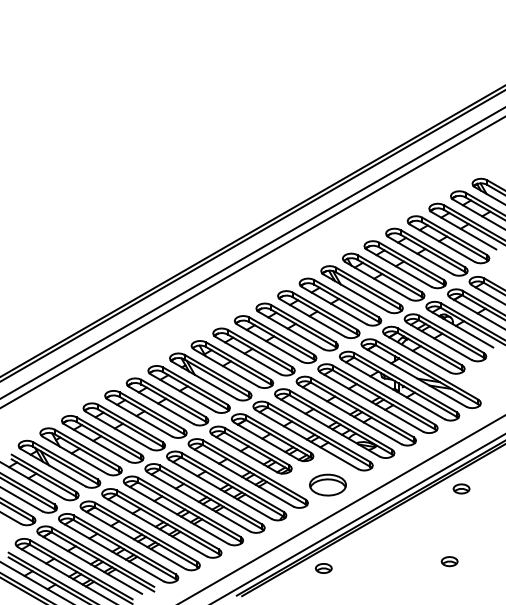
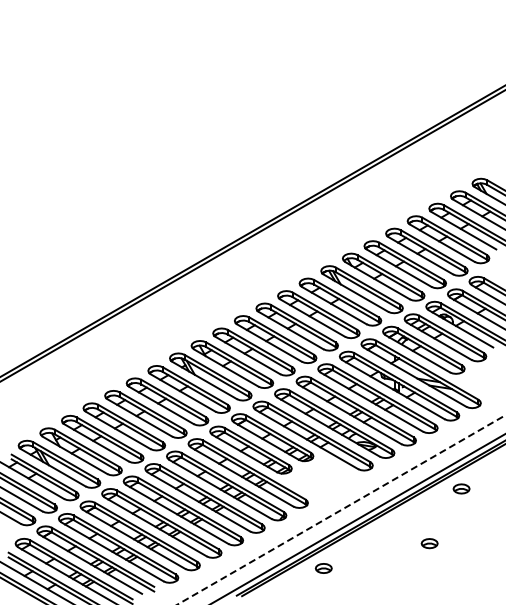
line: present -> none (252, 252)
line: present -> none (252, 262)
part: present -> none (327, 484)
line: solid -> dashed (341, 509)
part position: (449, 561) -> (429, 543) (429, 543)
